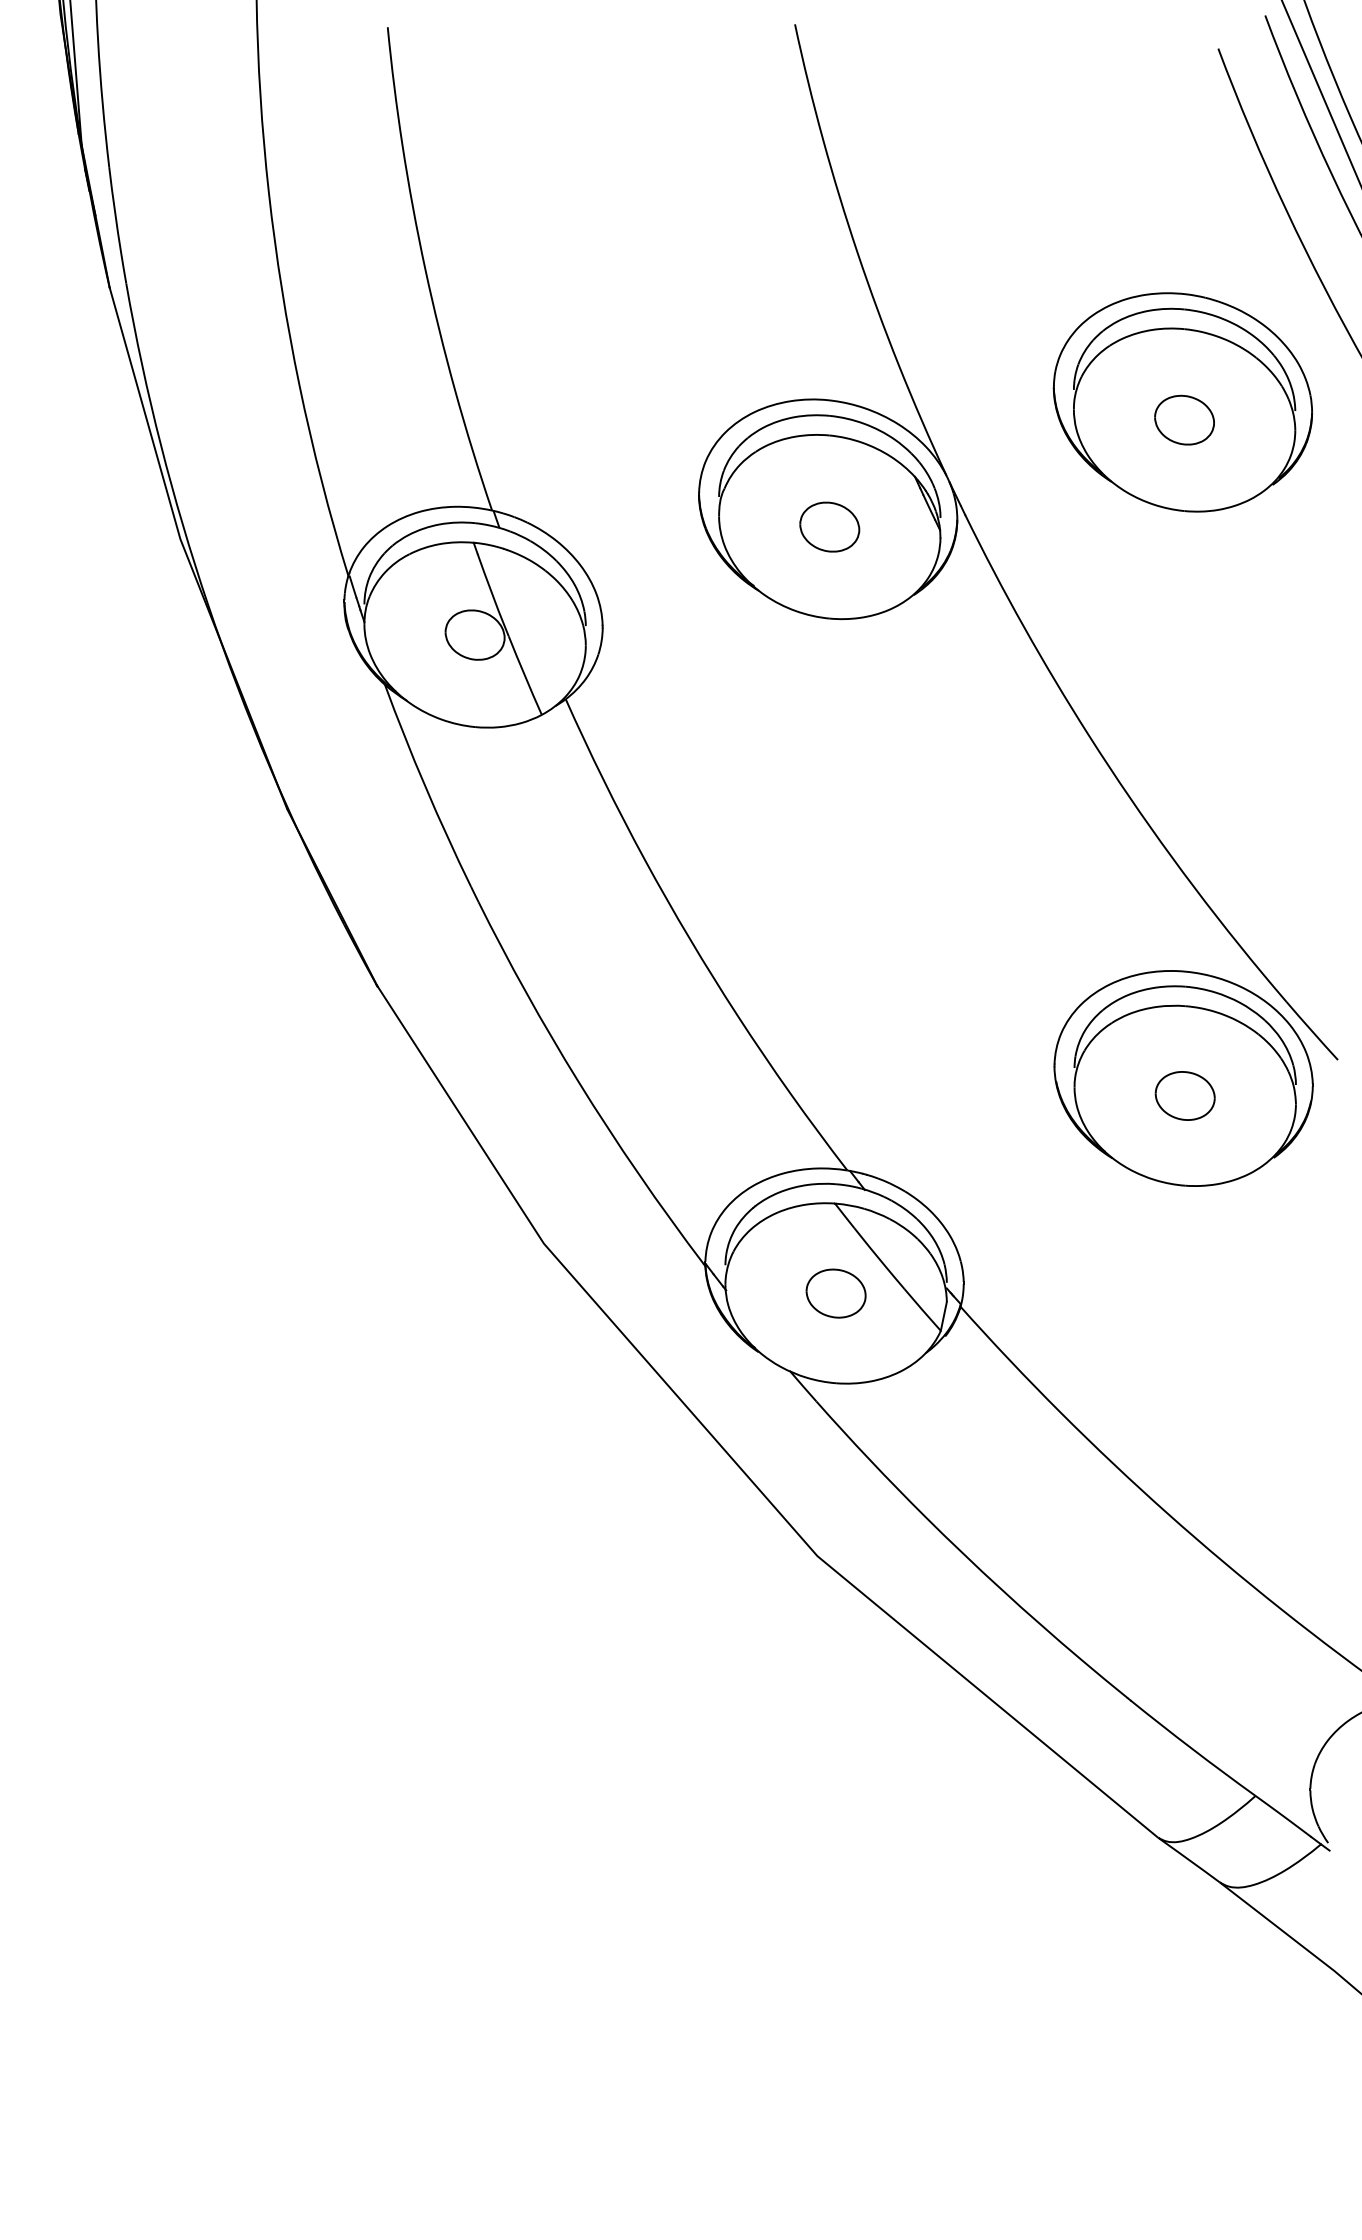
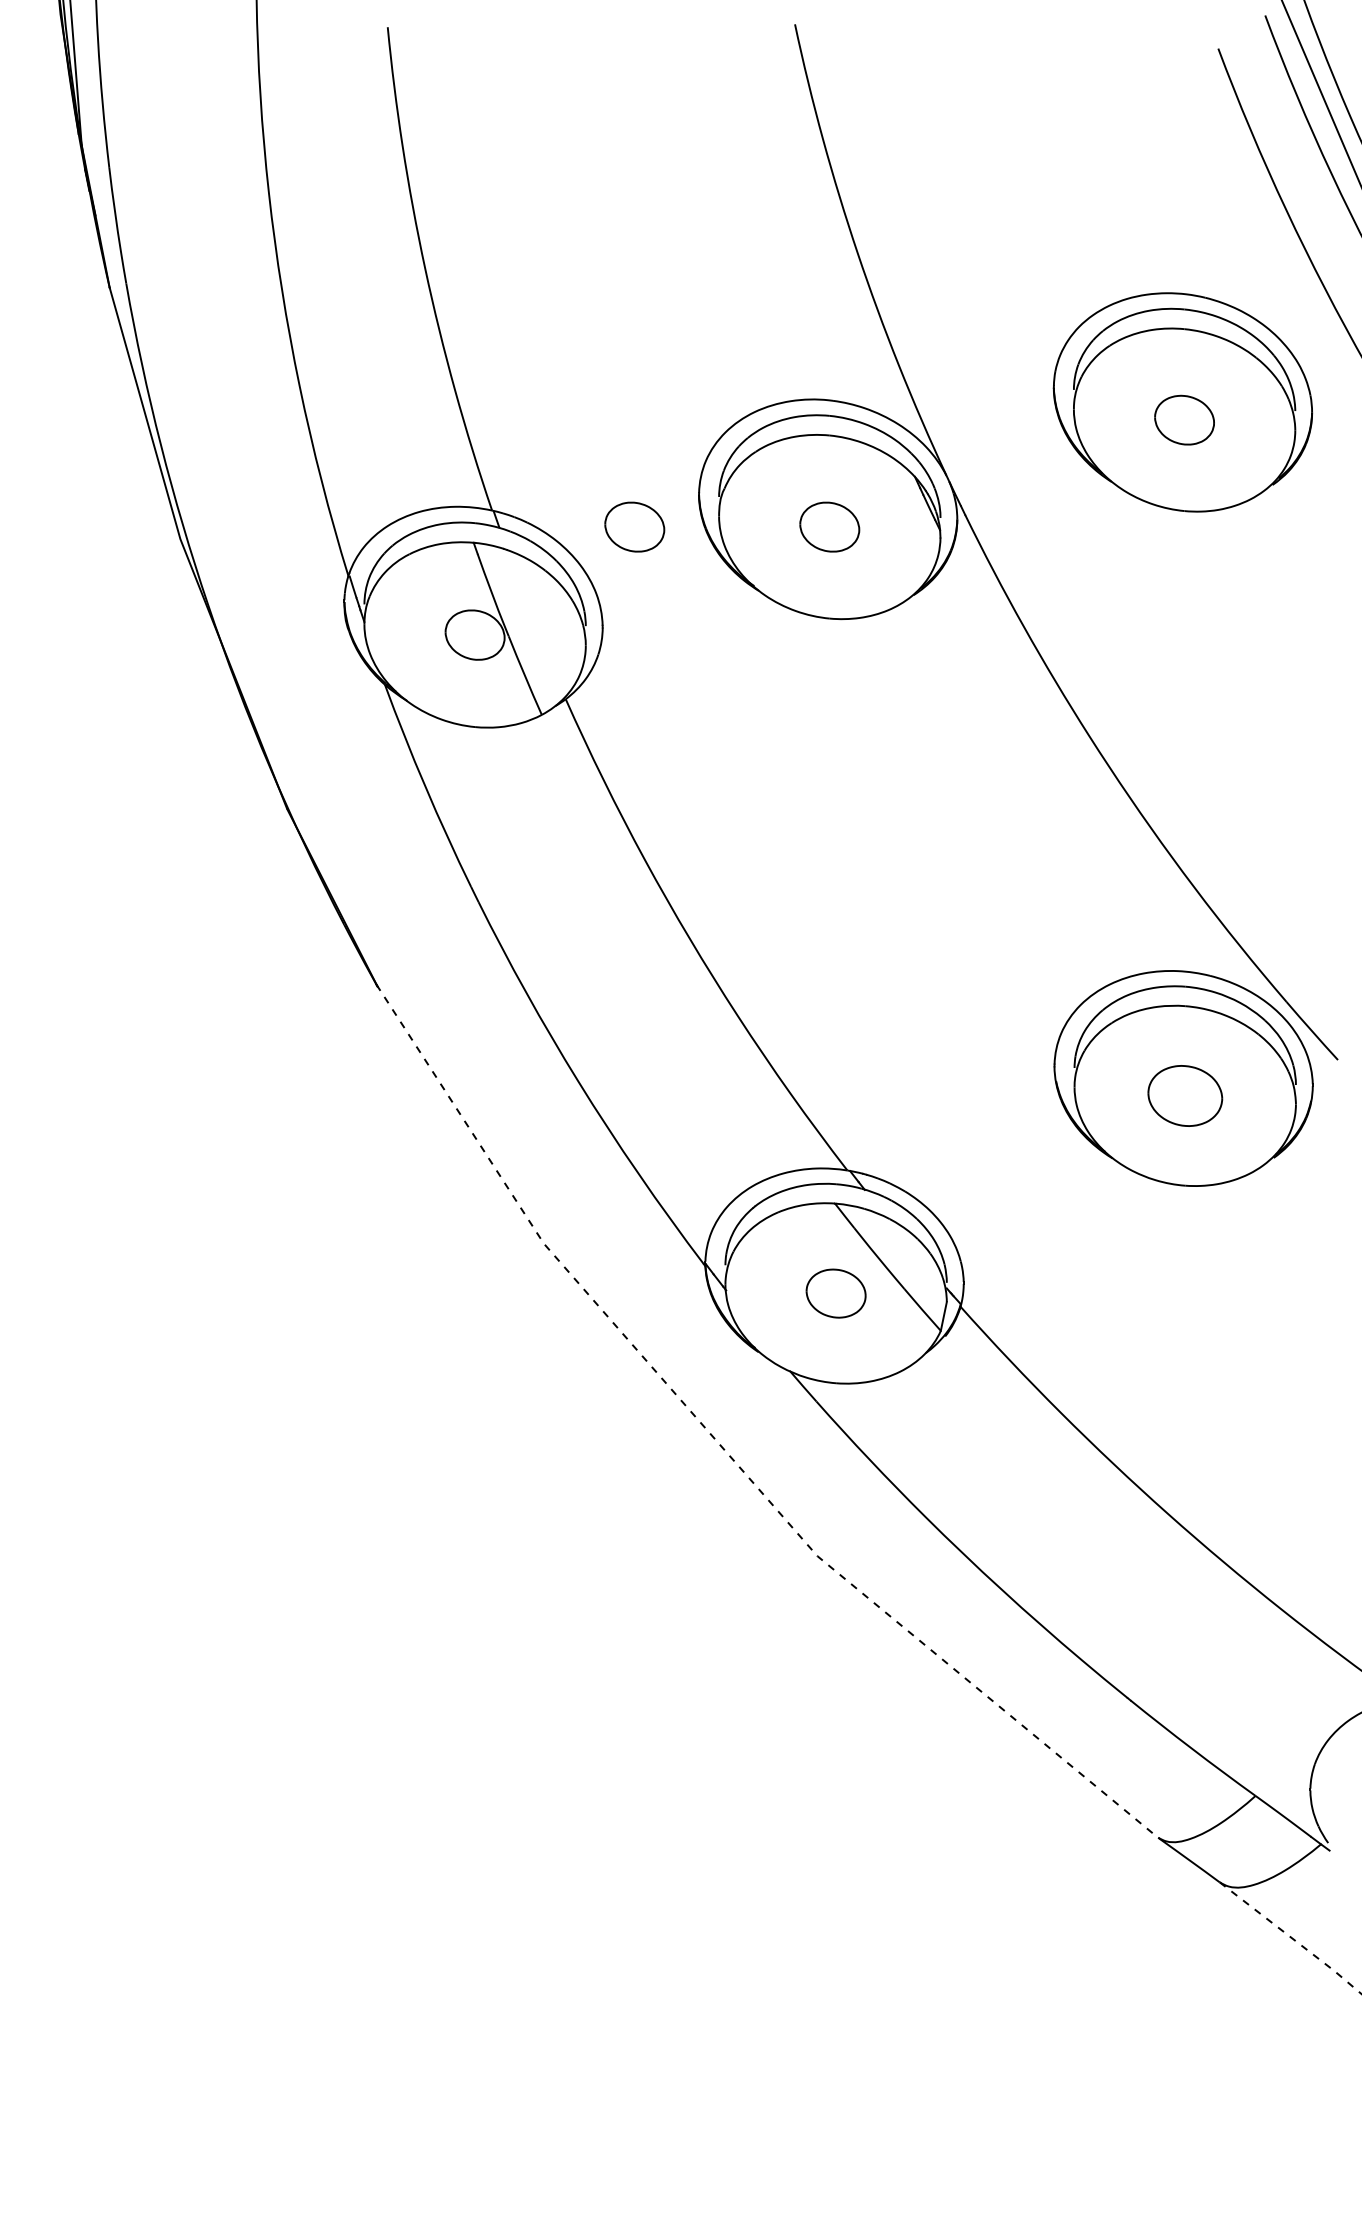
part: none -> present (634, 526)
part size: 62x50 px -> 77x62 px (1185, 1095)
line: solid -> dashed (724, 1450)
line: solid -> dashed (1292, 1938)
